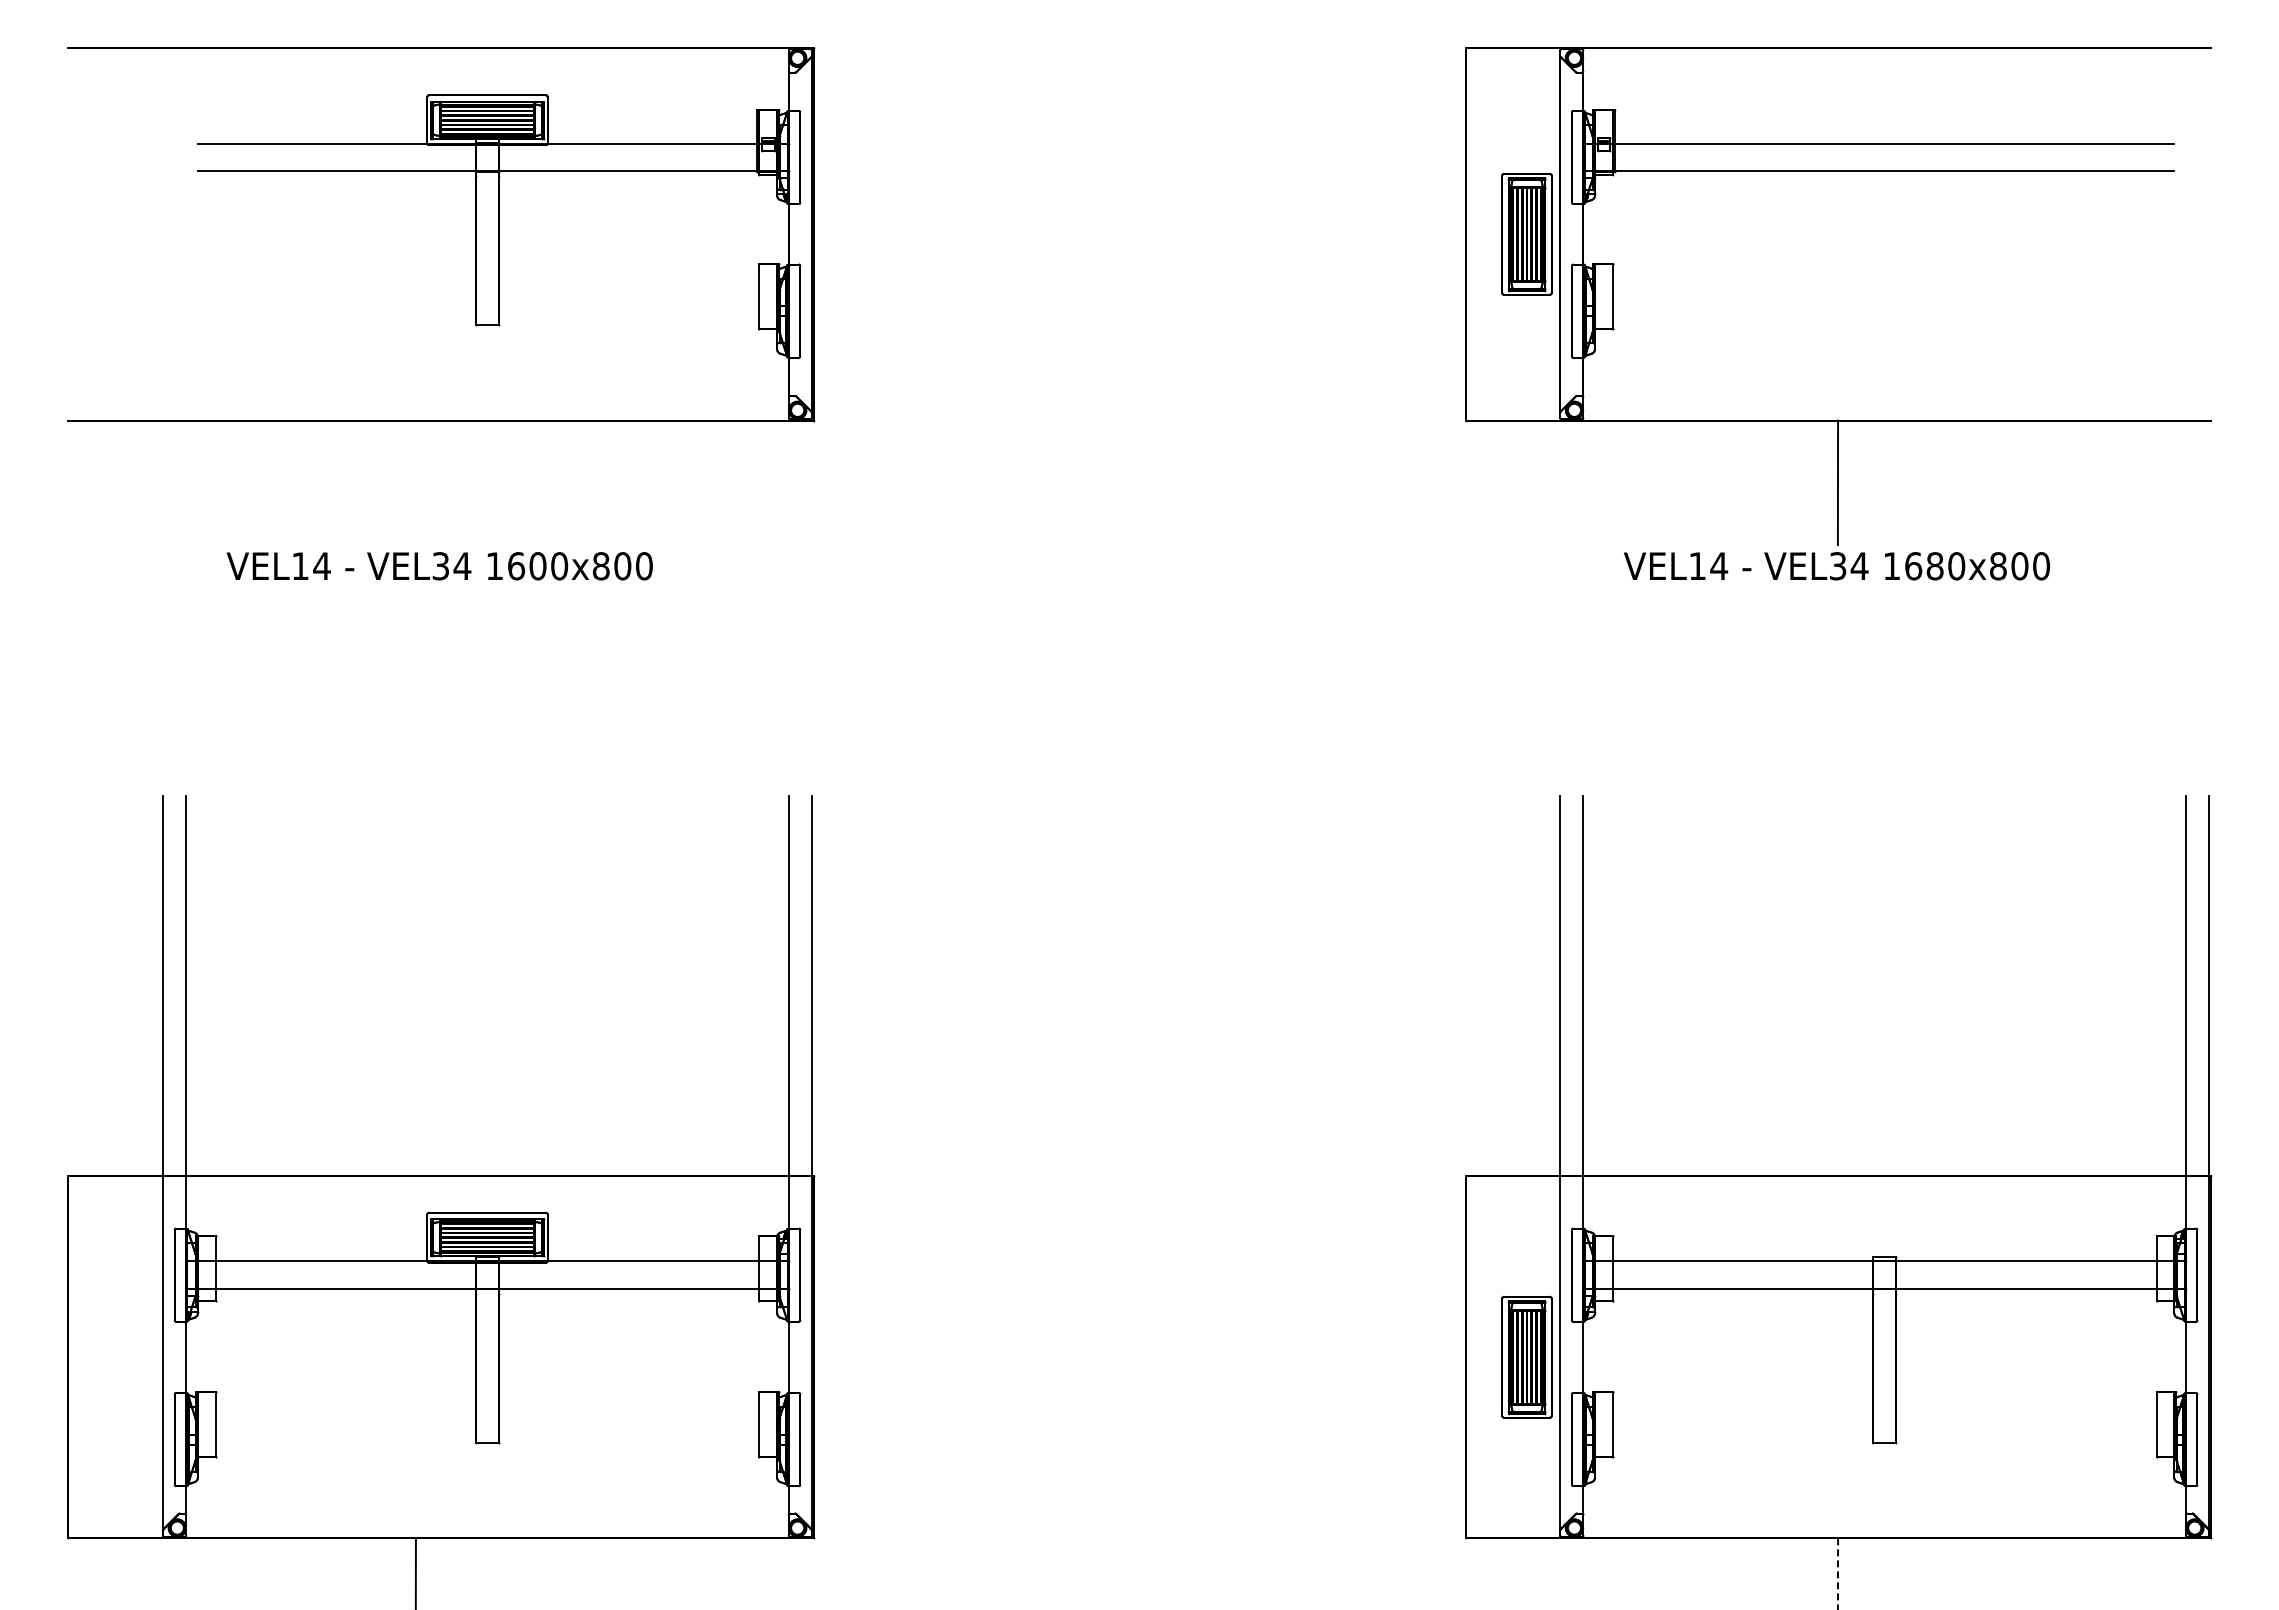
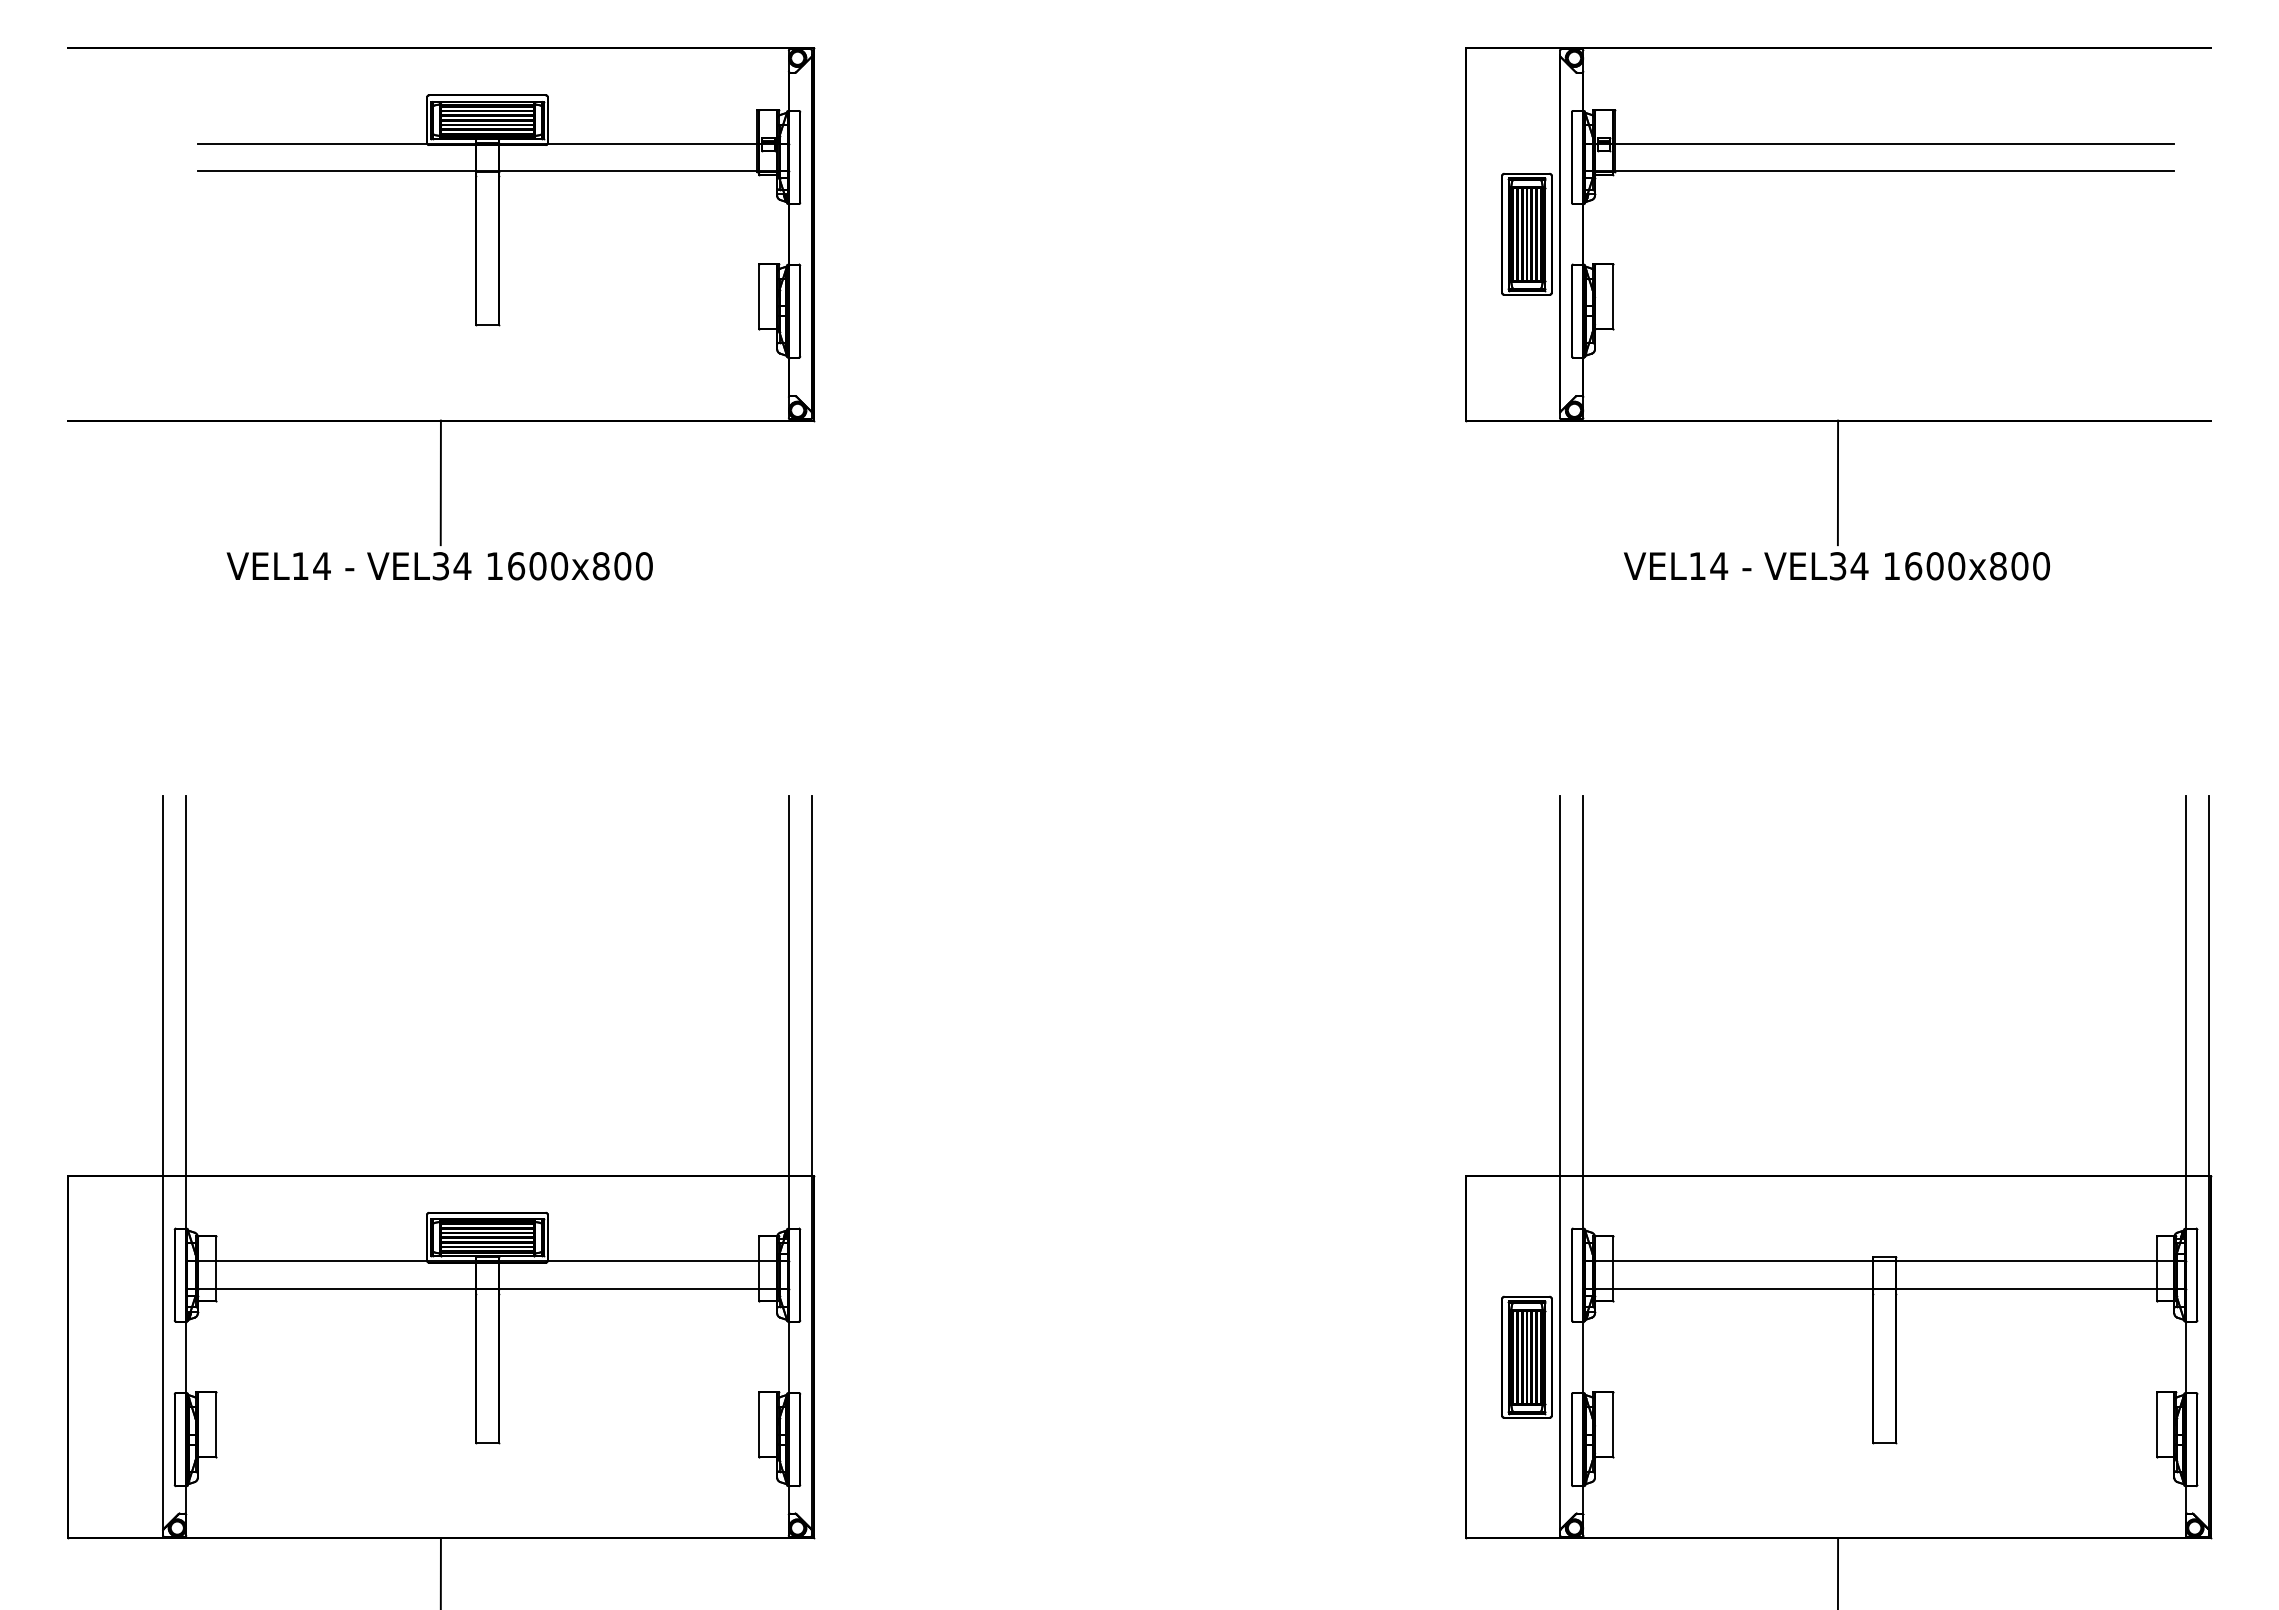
line: none -> present (440, 482)
text: 1680x800 -> 1600x800 (1934, 566)
line position: (415, 1572) -> (440, 1572) (440, 1572)
line: dashed -> solid (1838, 1574)
